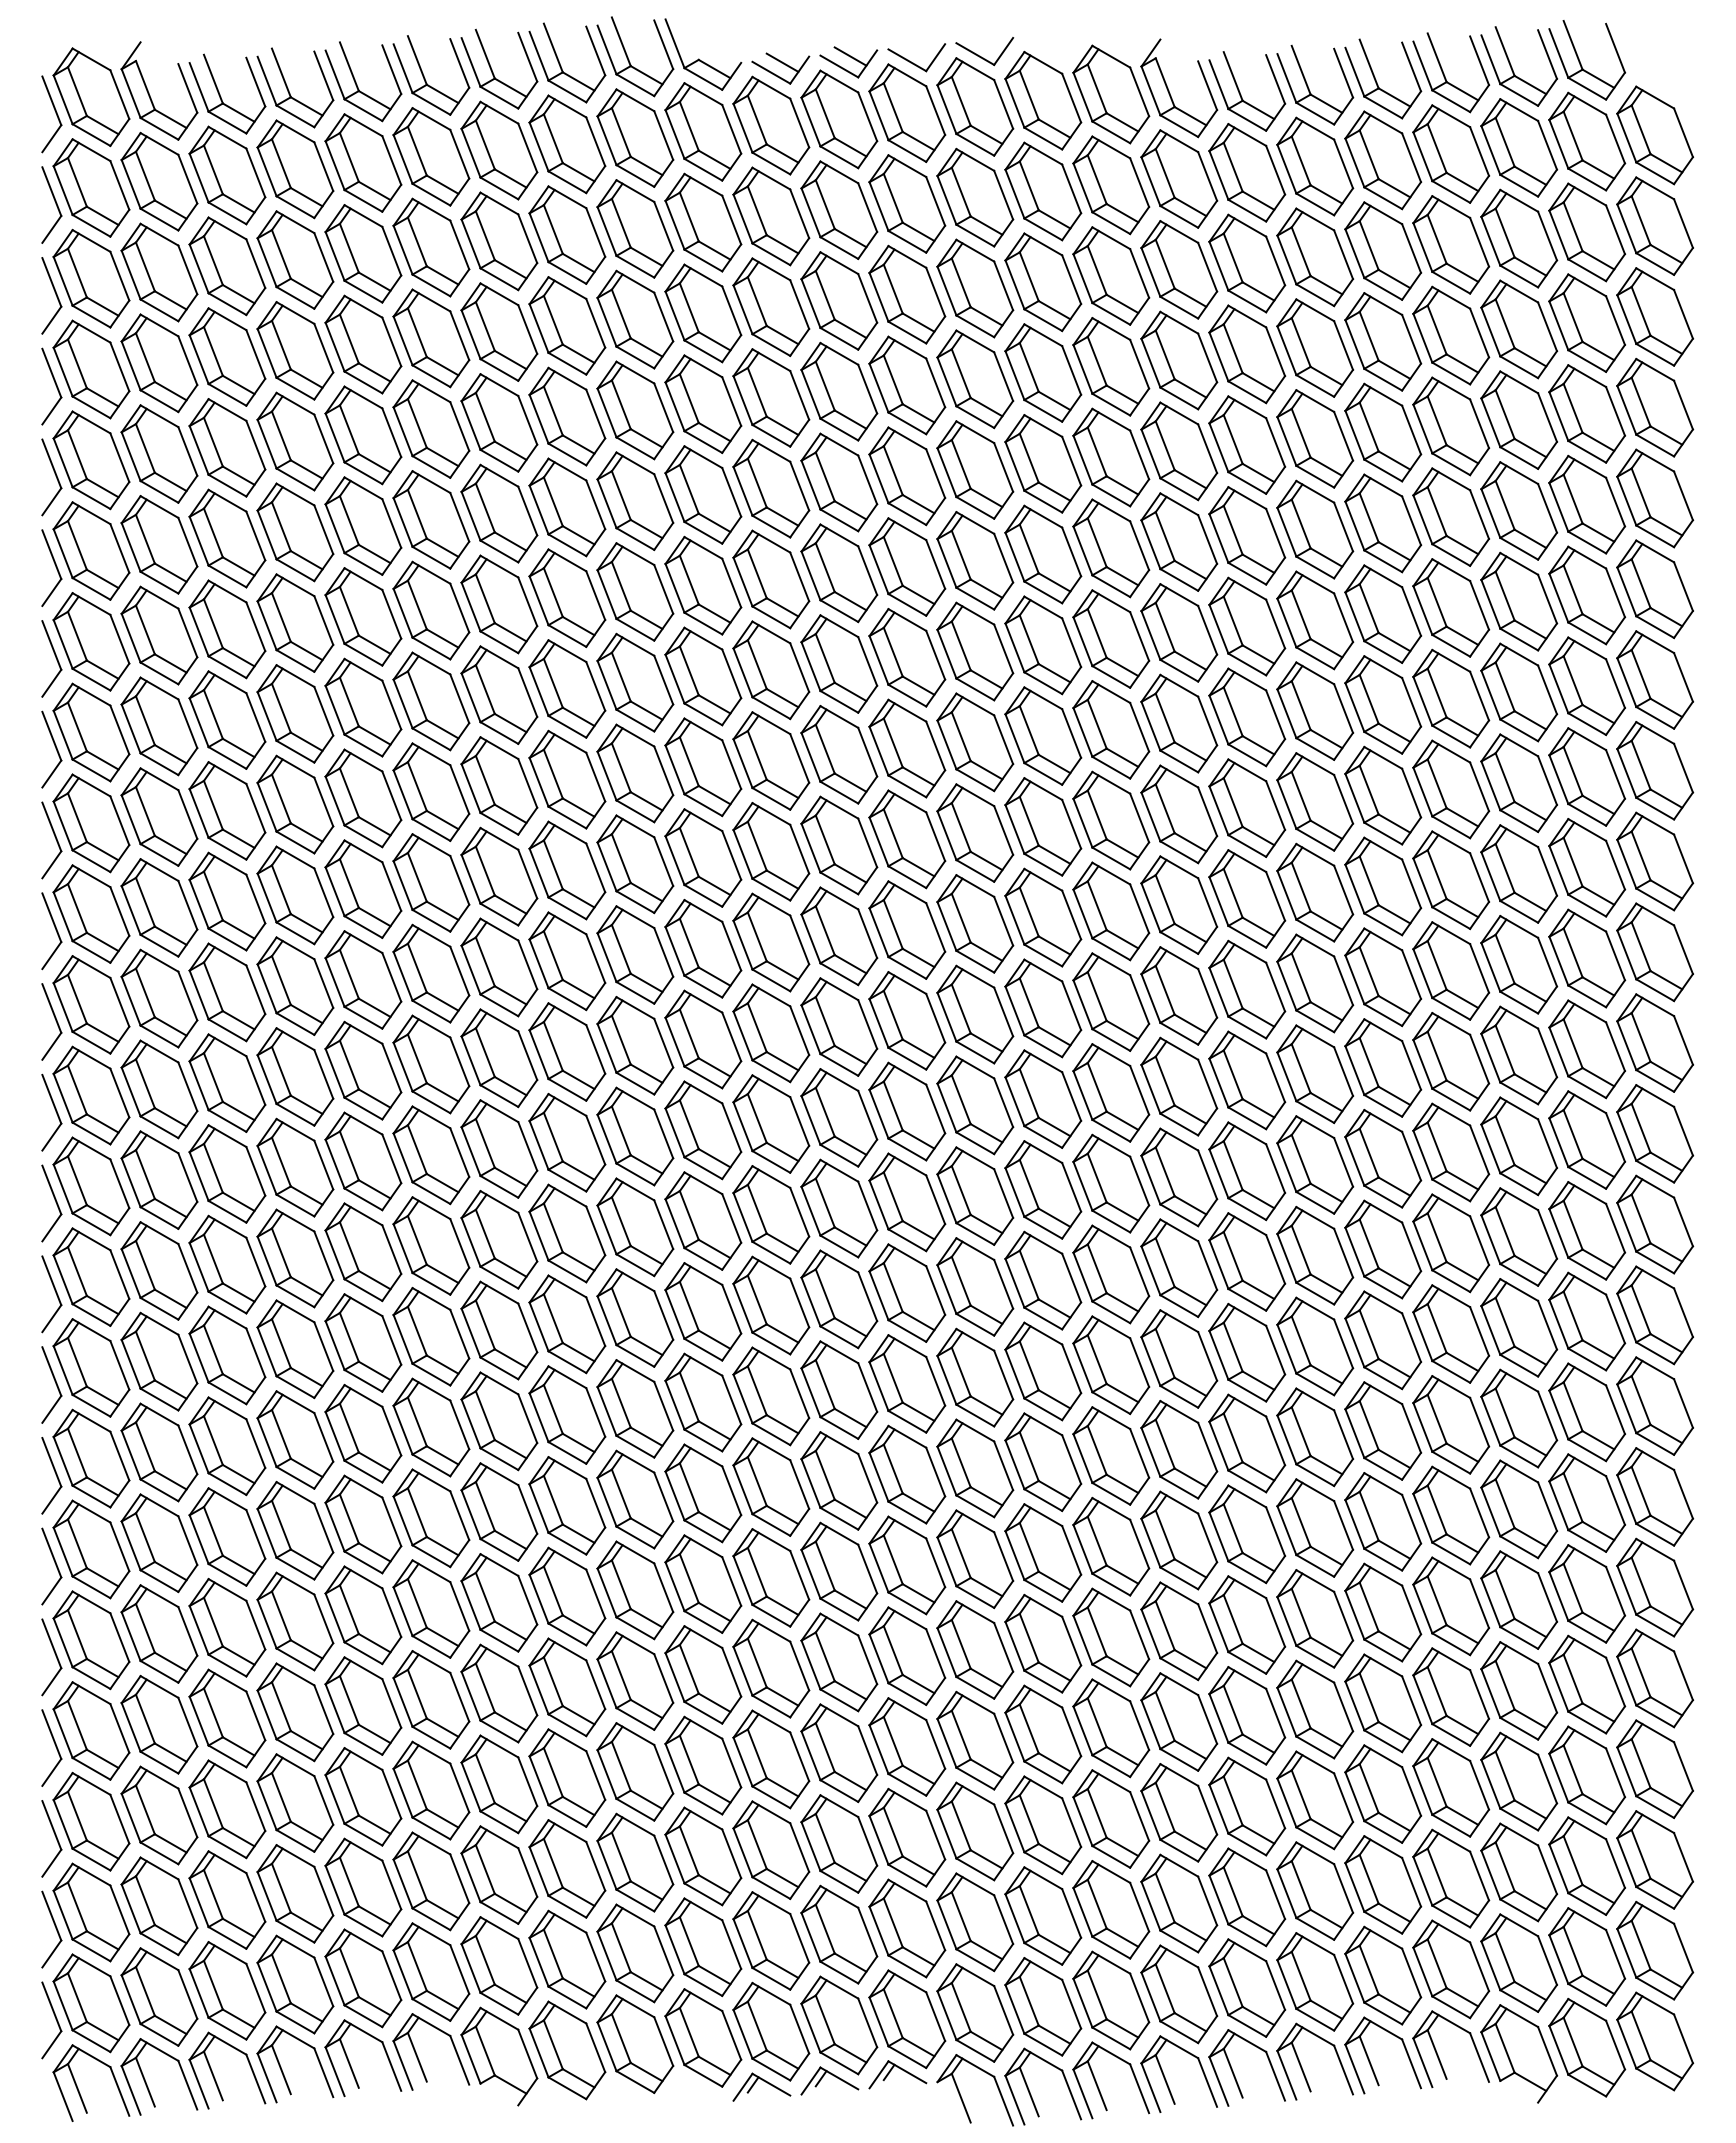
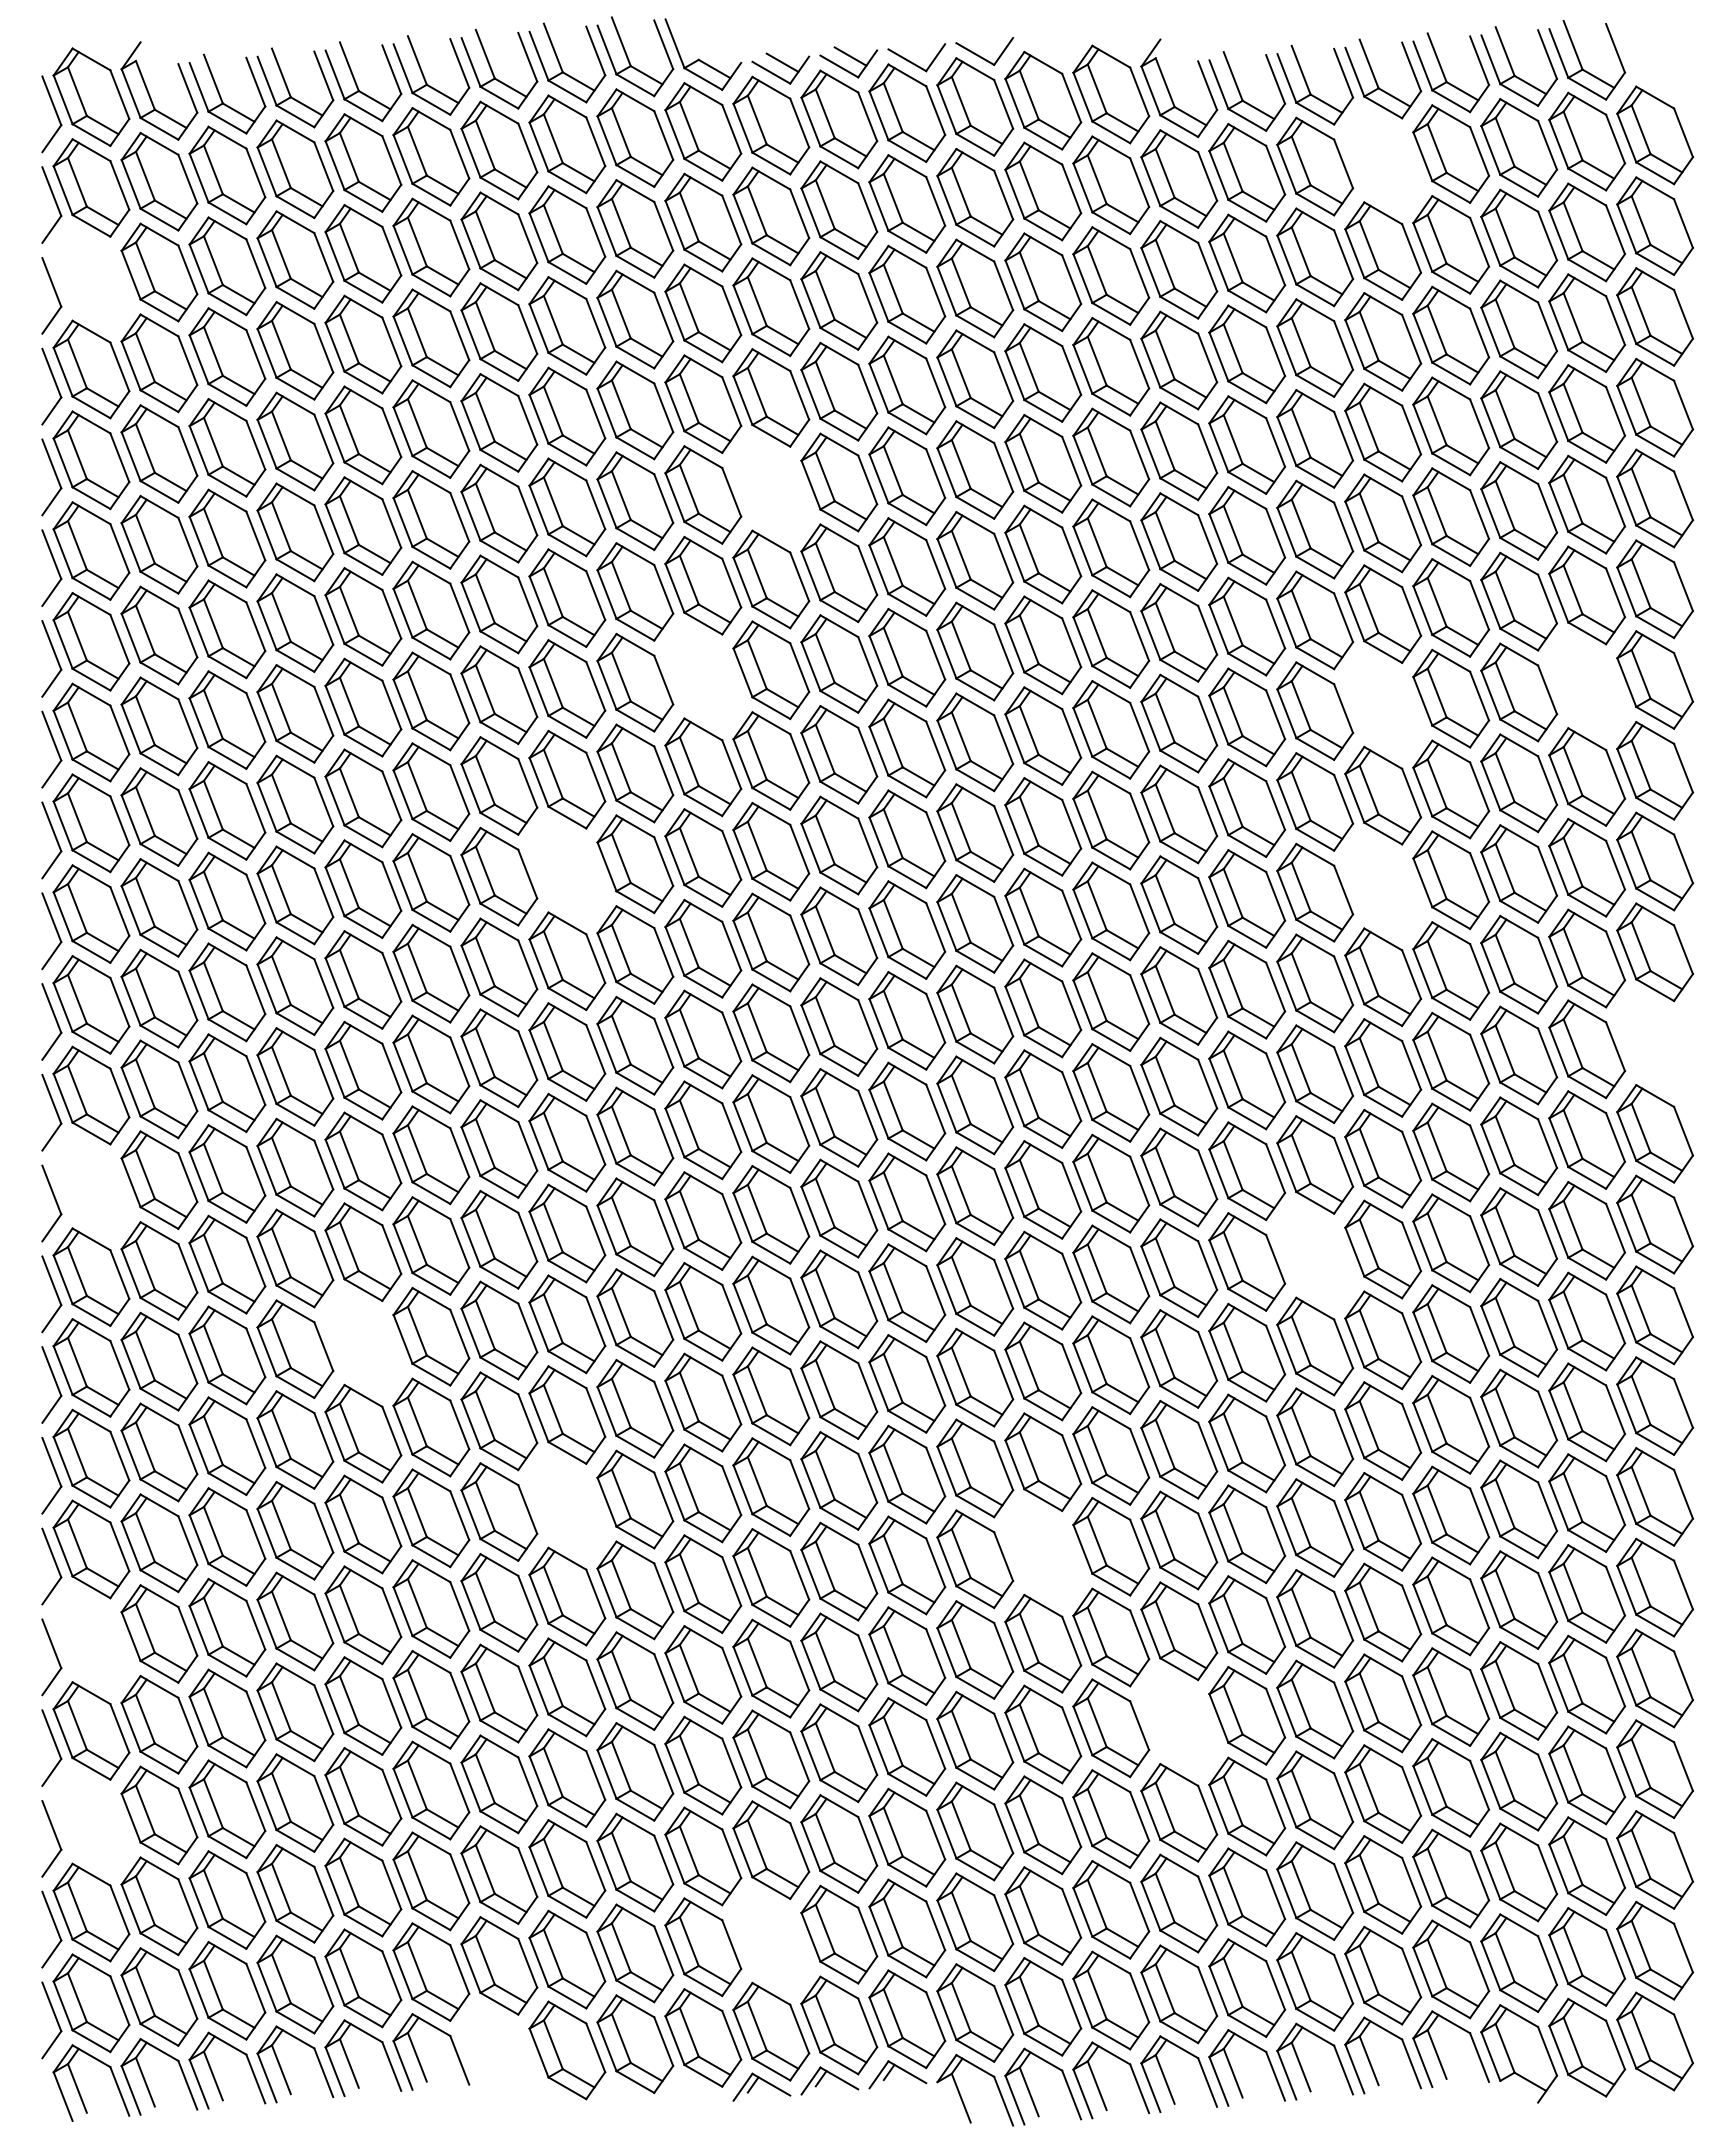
part: present -> none (1383, 160)
part: present -> none (91, 278)
part: present -> none (771, 488)
part: present -> none (703, 676)
part: present -> none (1586, 686)
part: present -> none (1383, 704)
part: present -> none (567, 870)
part: present -> none (1383, 886)
part: present -> none (1654, 1042)
part: present -> none (91, 1186)
part: present -> none (1315, 1255)
part: present -> none (363, 1342)
part: present -> none (567, 1505)
part: present -> none (1043, 1552)
part: present -> none (91, 1640)
part: present -> none (1179, 1721)
part: present -> none (91, 1821)
part: present -> none (771, 1940)
part: present -> none (499, 2056)
